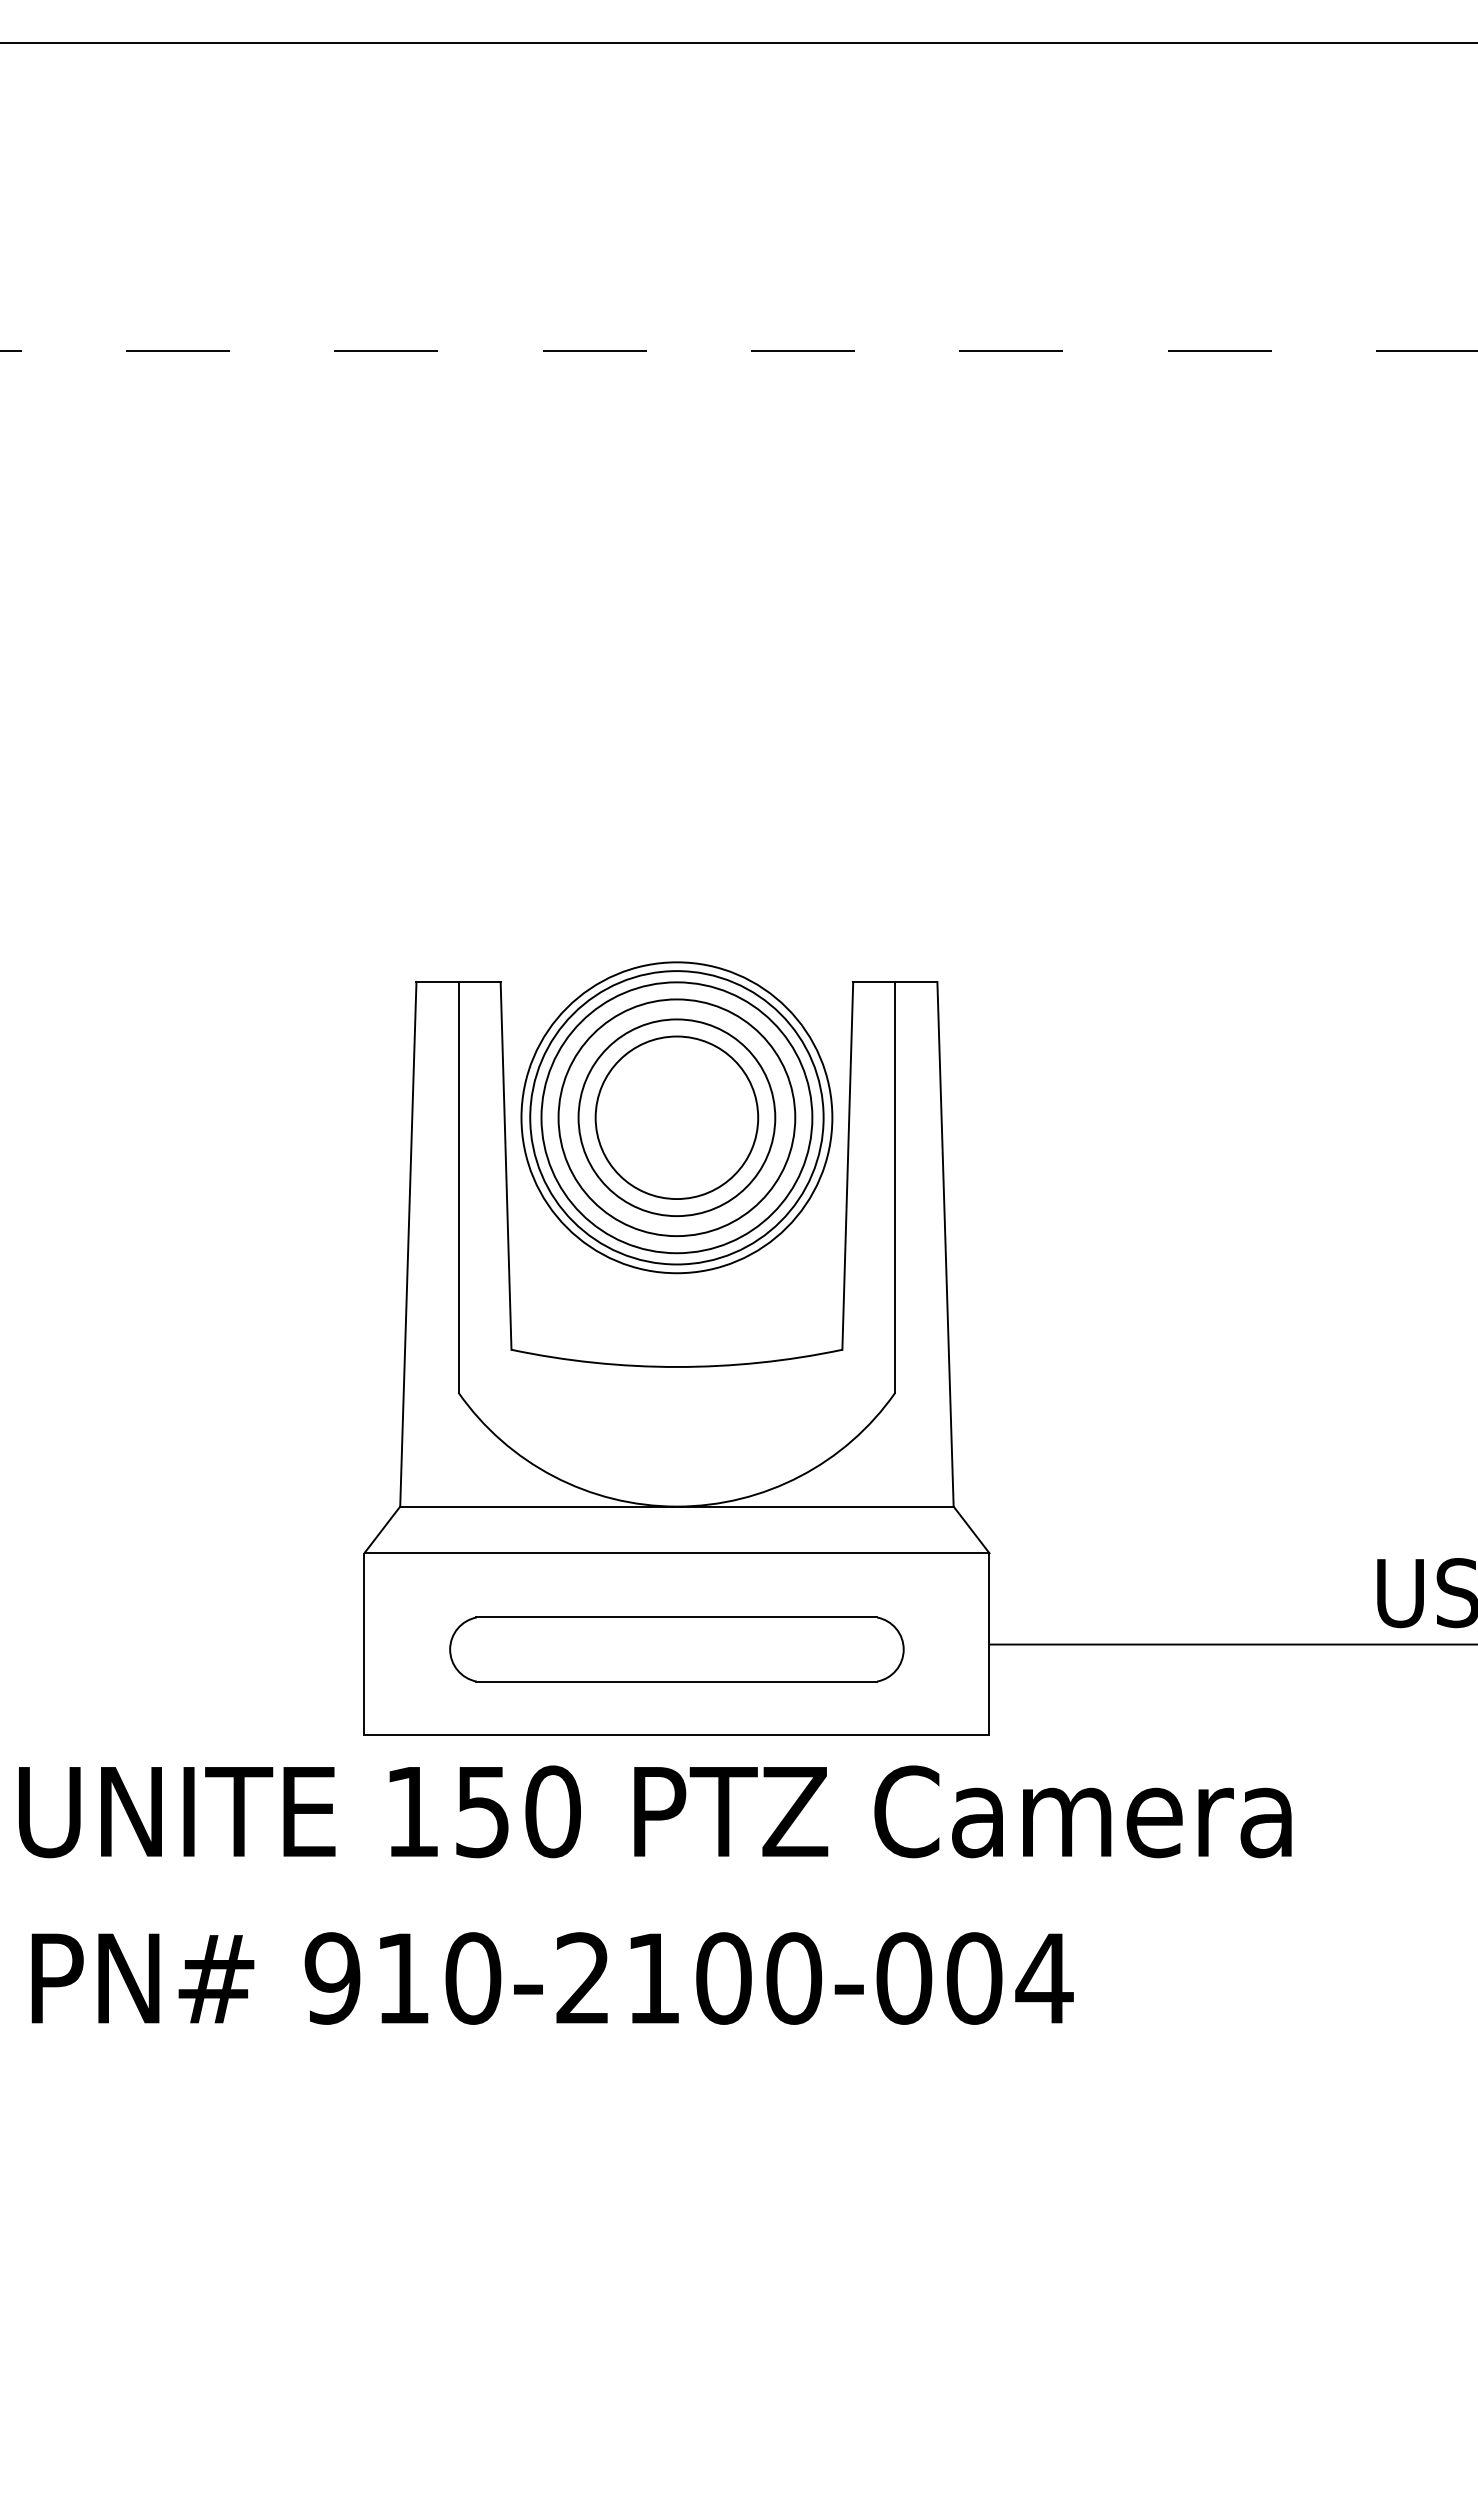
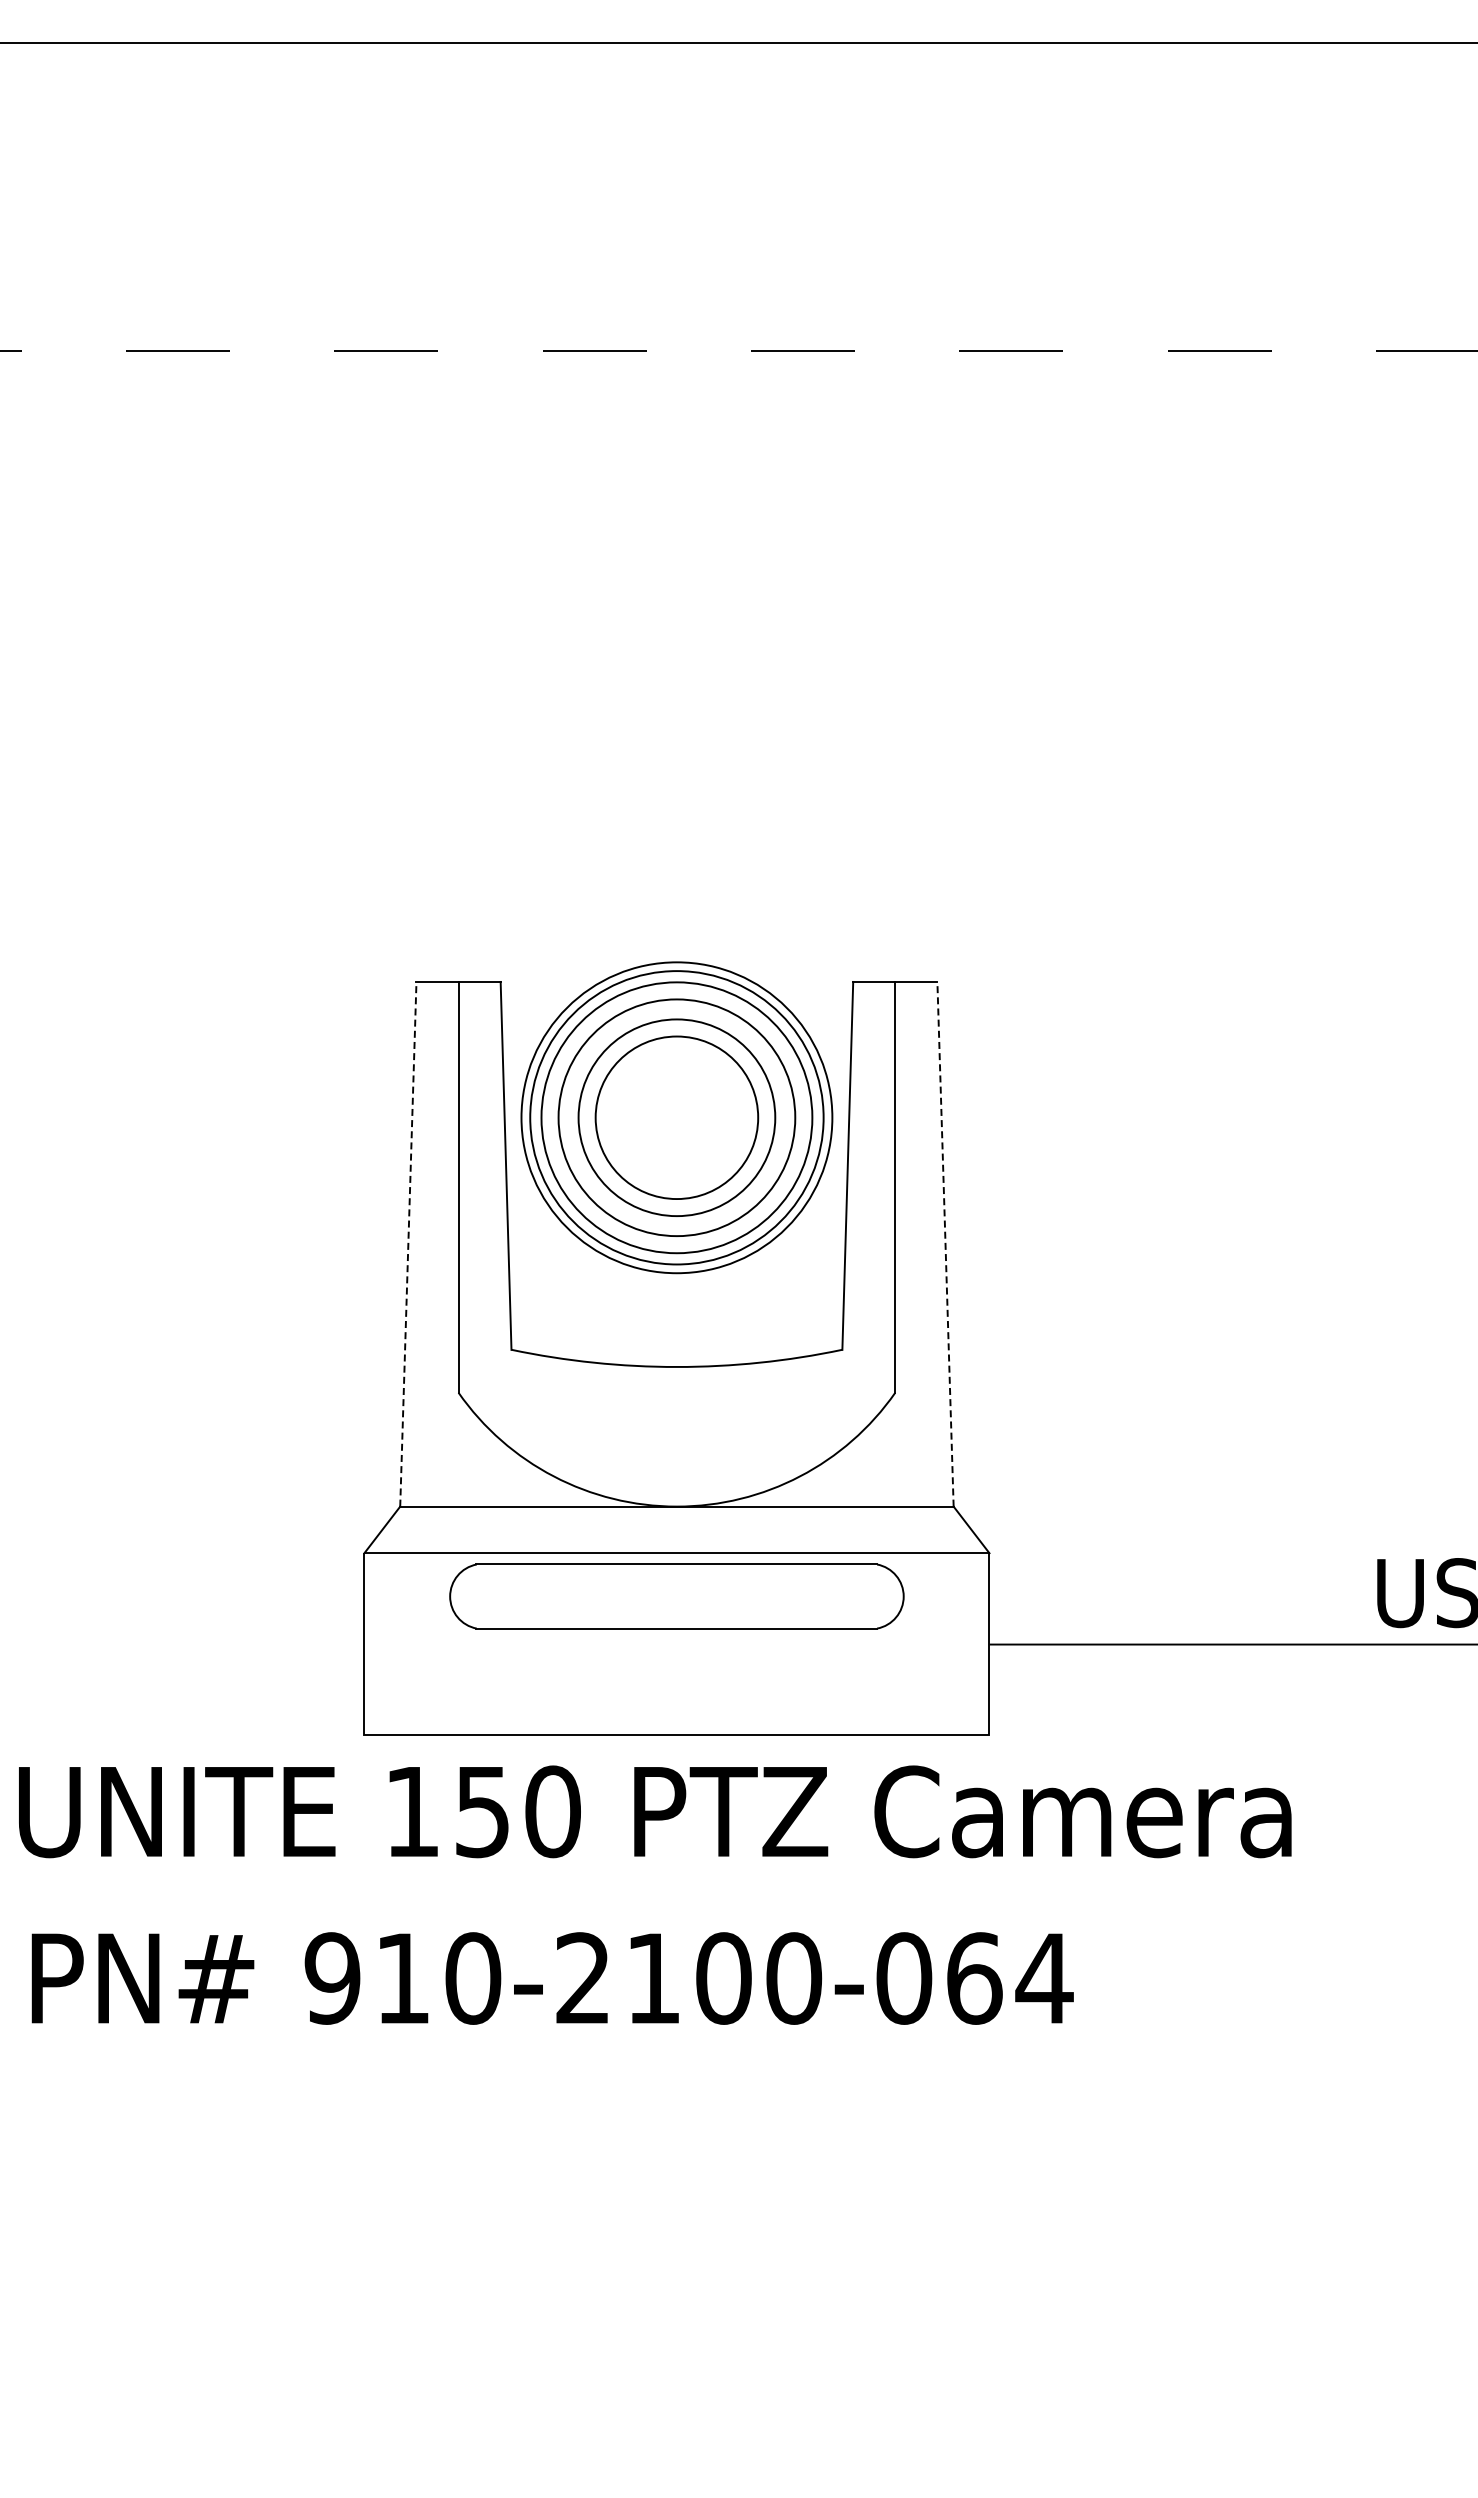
line: solid -> dashed (408, 1243)
line: solid -> dashed (945, 1243)
part position: (676, 1649) -> (676, 1596) (676, 1596)
text: 910-2100-004 -> 910-2100-064 (974, 1978)
